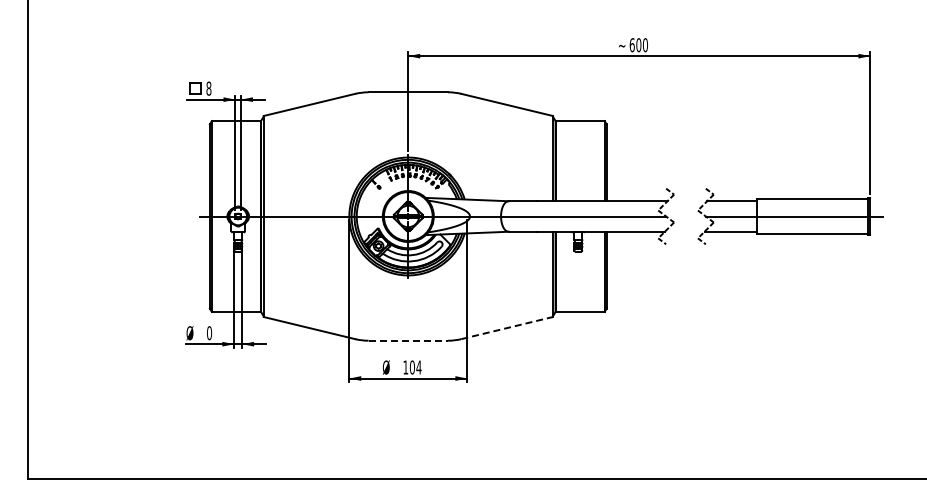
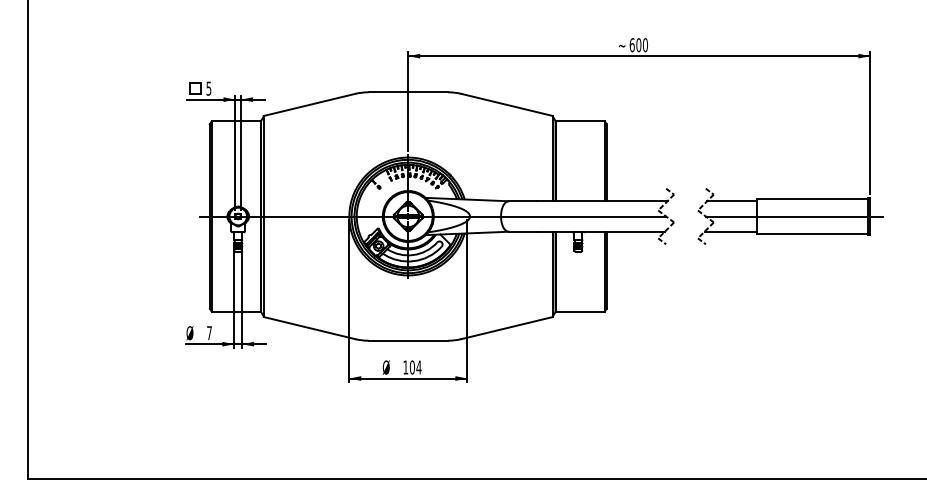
text: 8 -> 5 (208, 88)
line: dashed -> solid (507, 327)
text: 0 -> 7 (209, 333)
line: dashed -> solid (408, 340)
